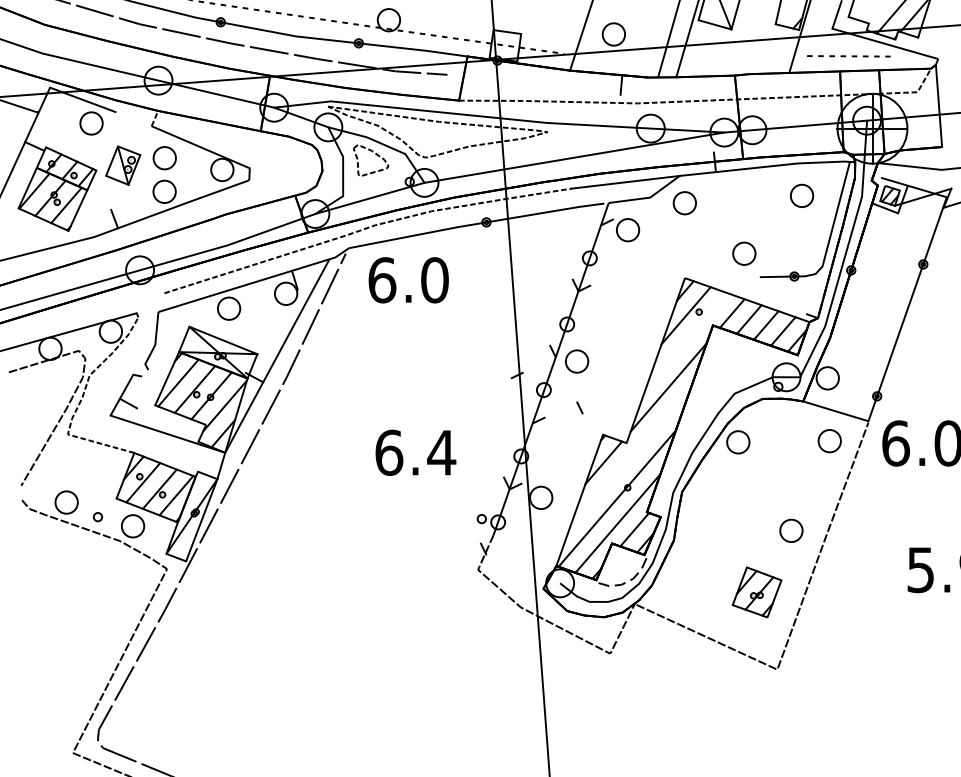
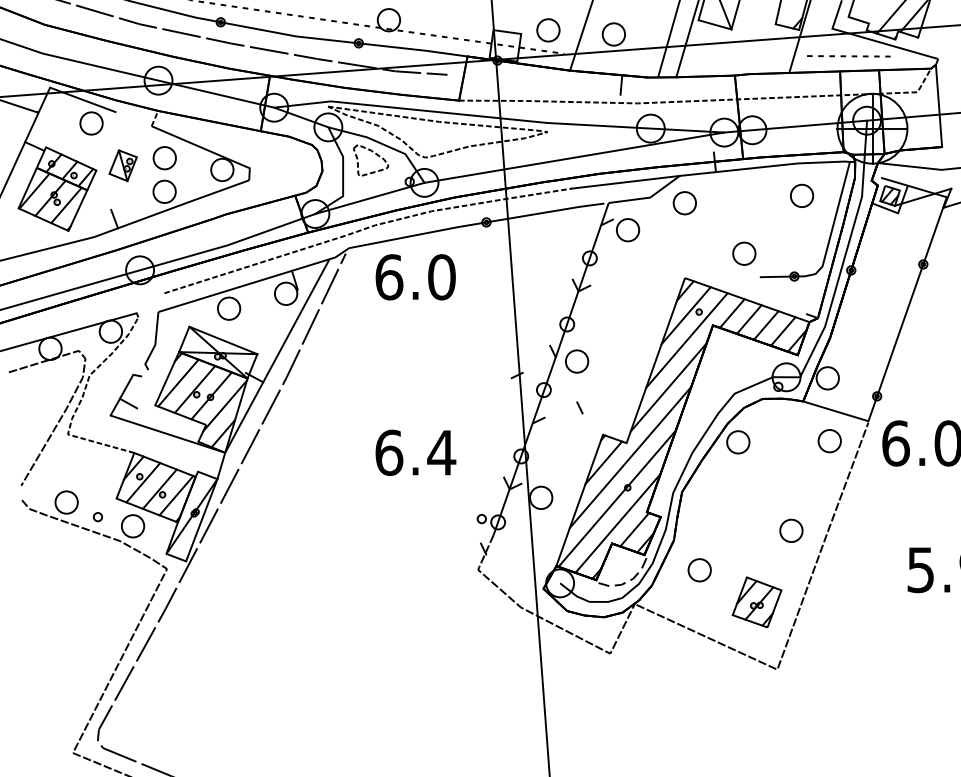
part: none -> present (548, 30)
part size: 37x41 px -> 30x34 px (122, 165)
text position: (408, 280) -> (415, 277) (415, 277)
line: none -> present (686, 340)
line: none -> present (630, 457)
part: none -> present (699, 570)
part position: (756, 592) -> (756, 602) (756, 602)
